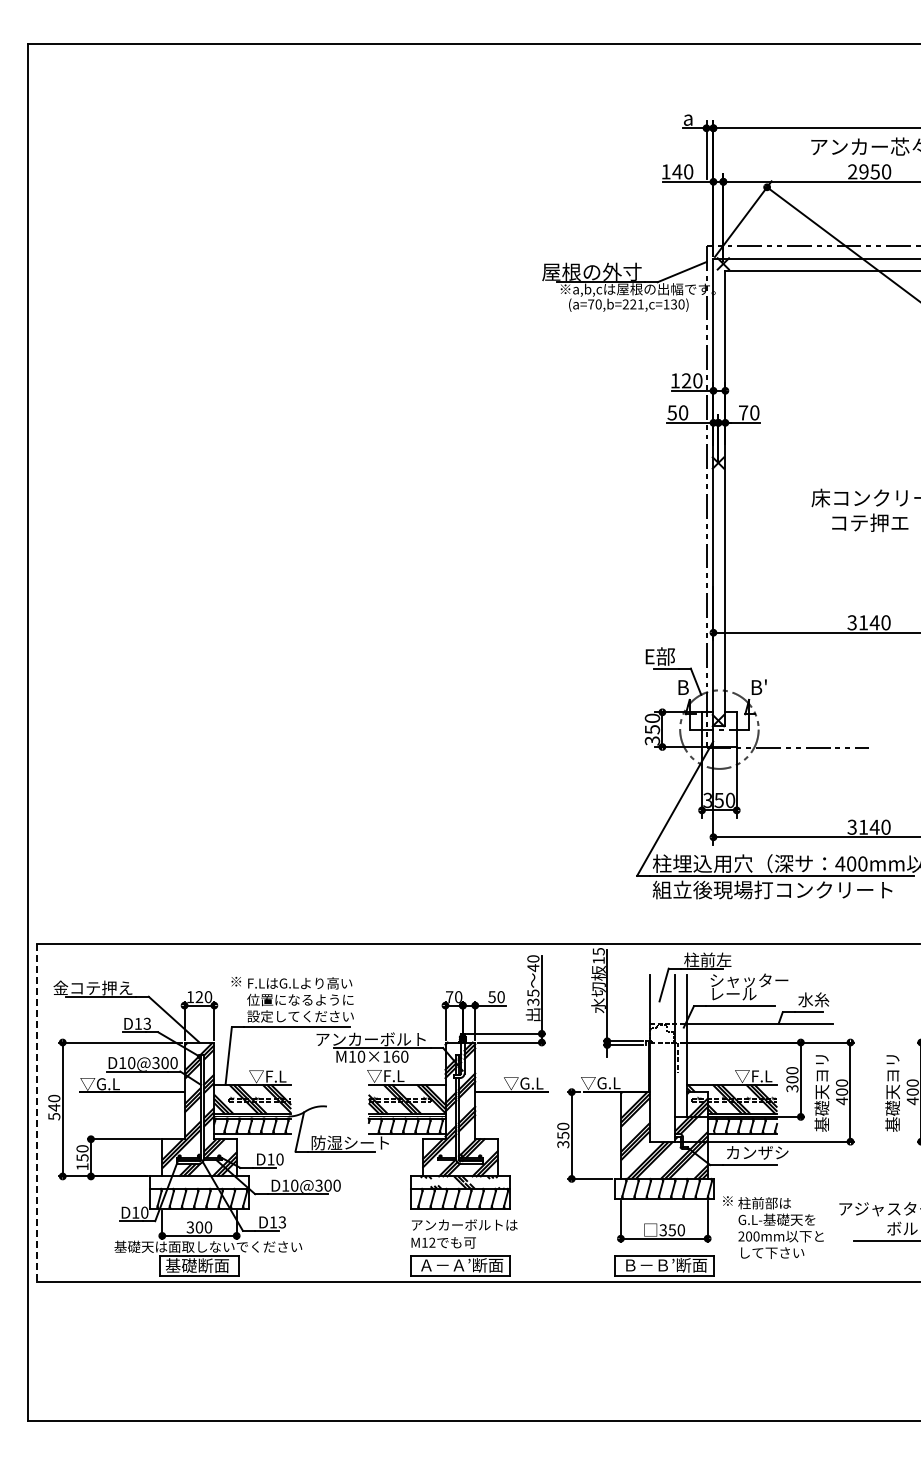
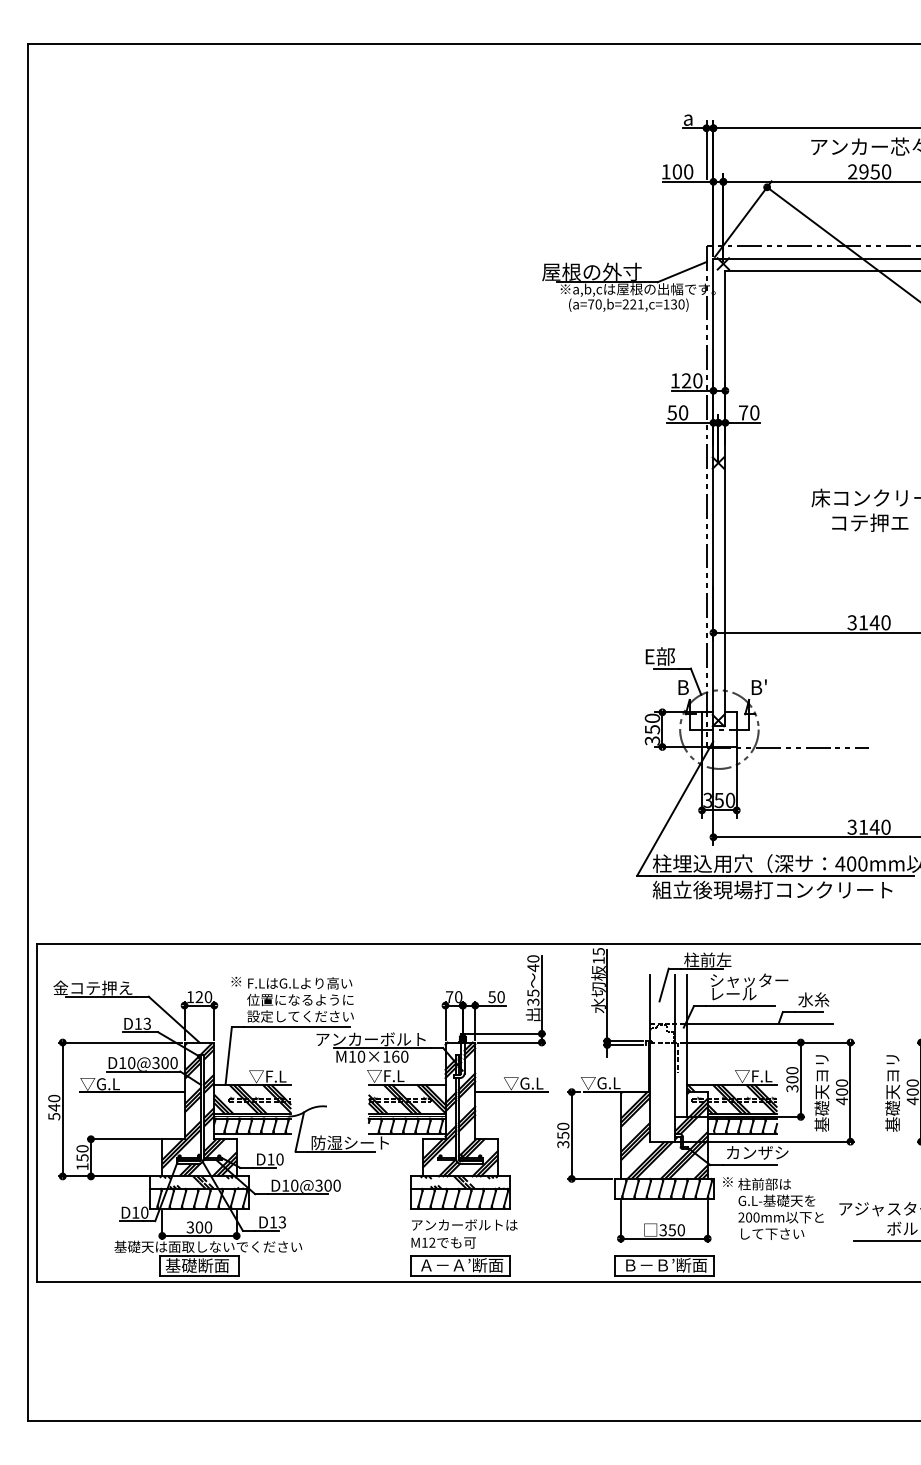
text: 140 -> 100 (677, 171)
line: dashed -> solid (37, 1113)
hatch: none -> present (203, 1182)
text position: (773, 1227) -> (773, 1208) (773, 1208)
